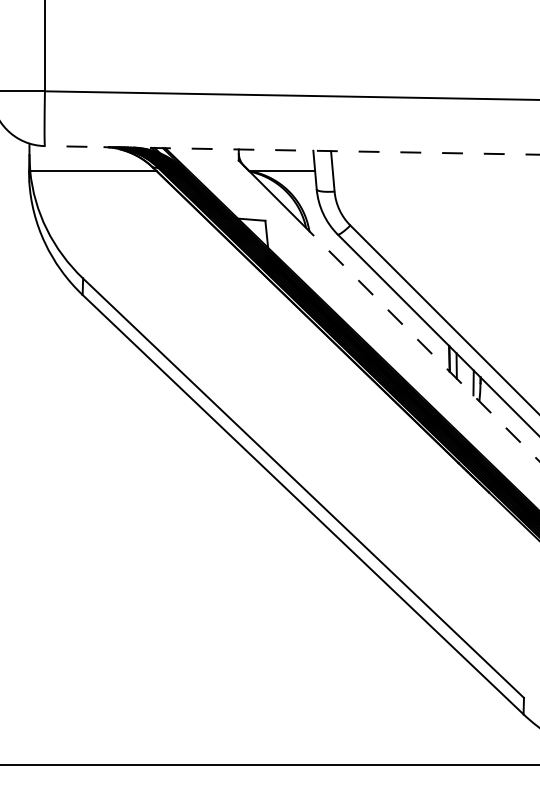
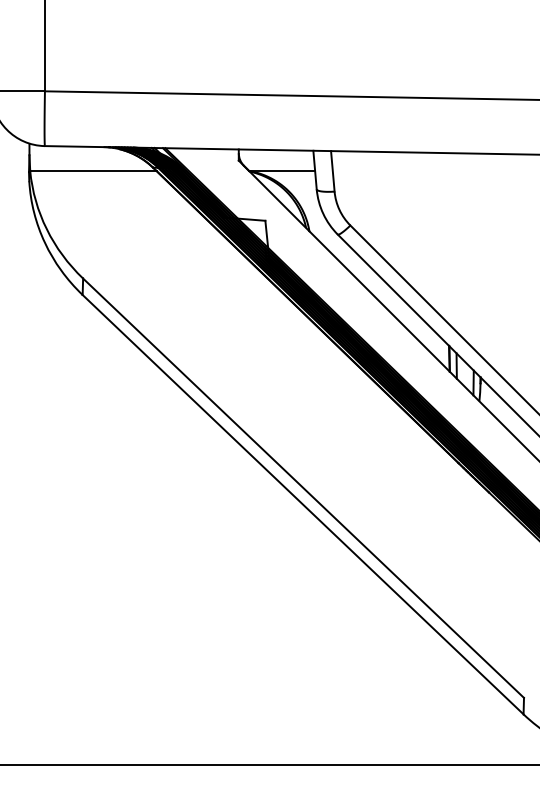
line: dashed -> solid (291, 150)
line: dashed -> solid (424, 346)
